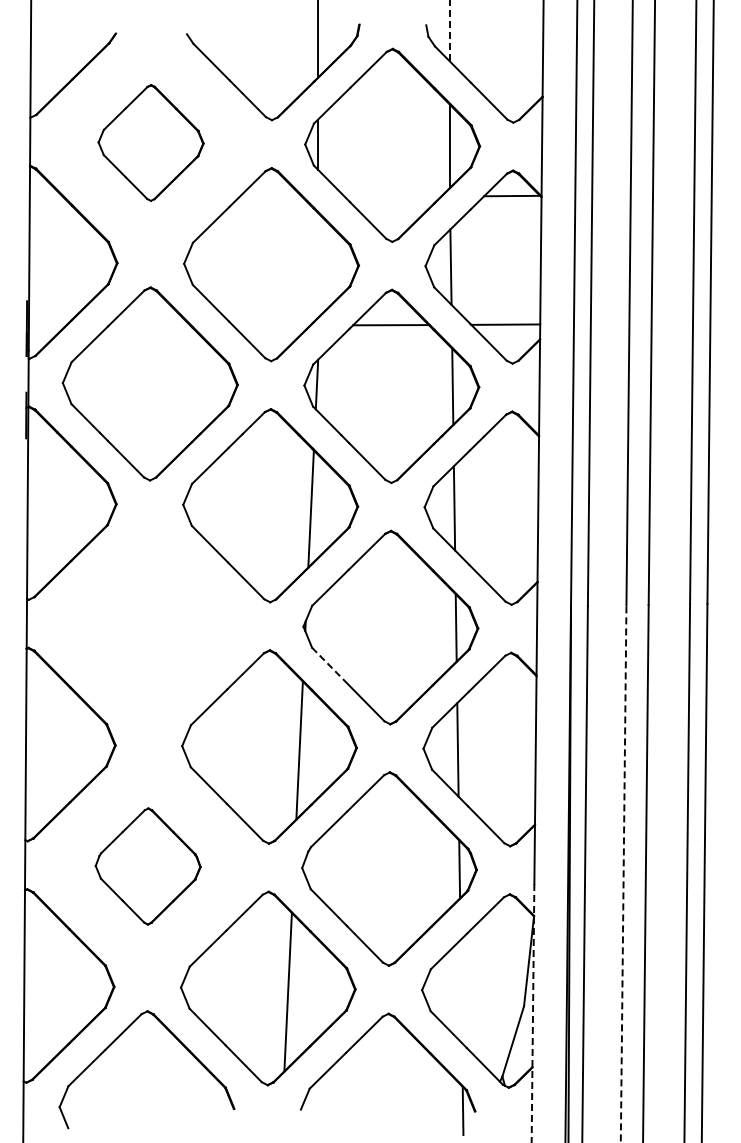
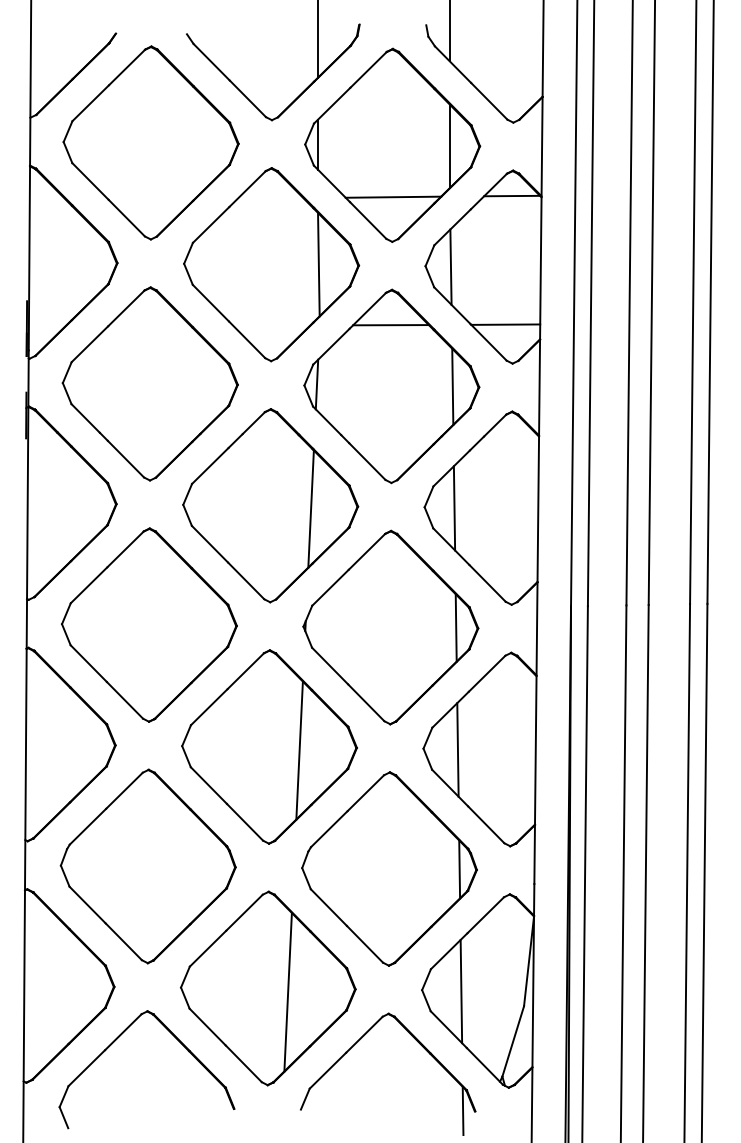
line: dashed -> solid (449, 30)
part size: 108x118 px -> 178x196 px (150, 142)
line: none -> present (393, 196)
line: none -> present (318, 264)
part: none -> present (149, 624)
line: dashed -> solid (330, 666)
part size: 108x119 px -> 178x197 px (147, 866)
line: dashed -> solid (623, 873)
line: none -> present (461, 991)
line: dashed -> solid (533, 1013)
